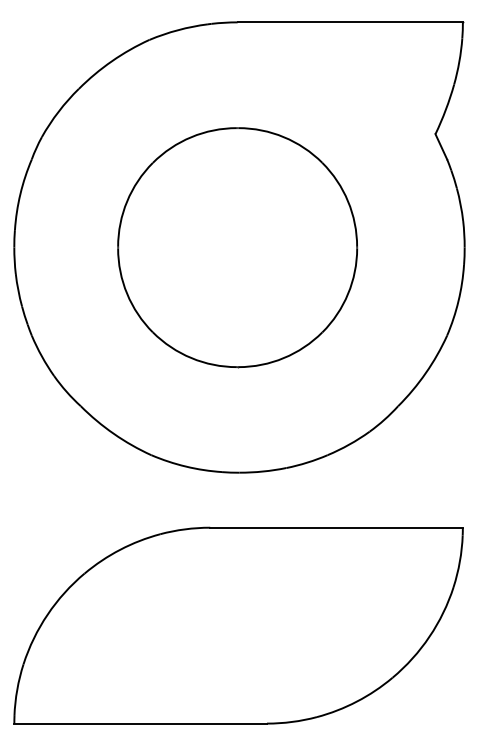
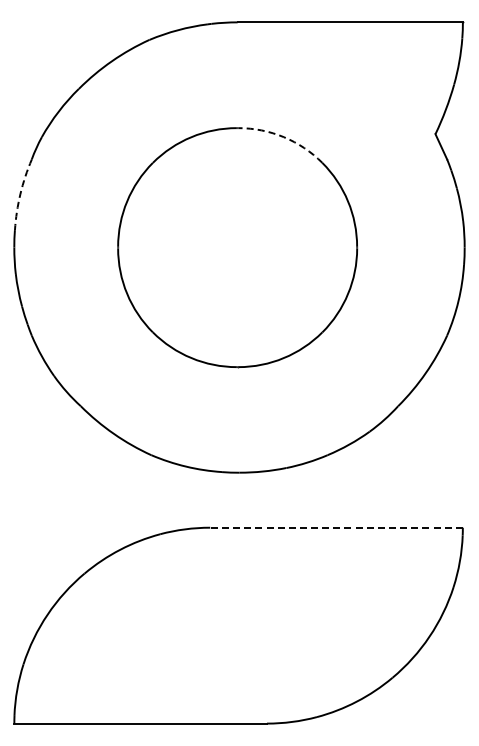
arc: solid -> dashed (283, 137)
arc: solid -> dashed (20, 194)
line: solid -> dashed (336, 527)
